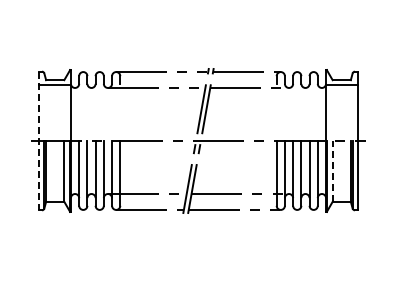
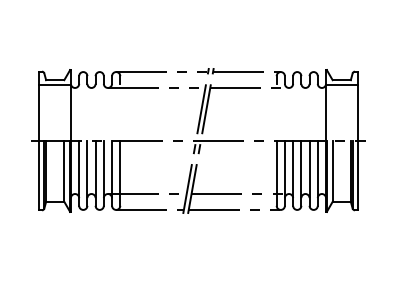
line: dashed -> solid (39, 141)
line: dashed -> solid (332, 170)
